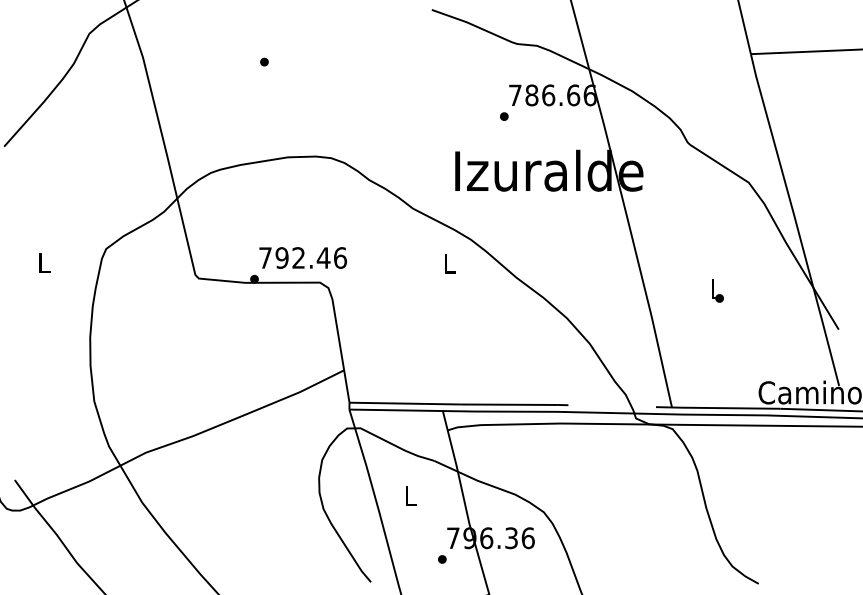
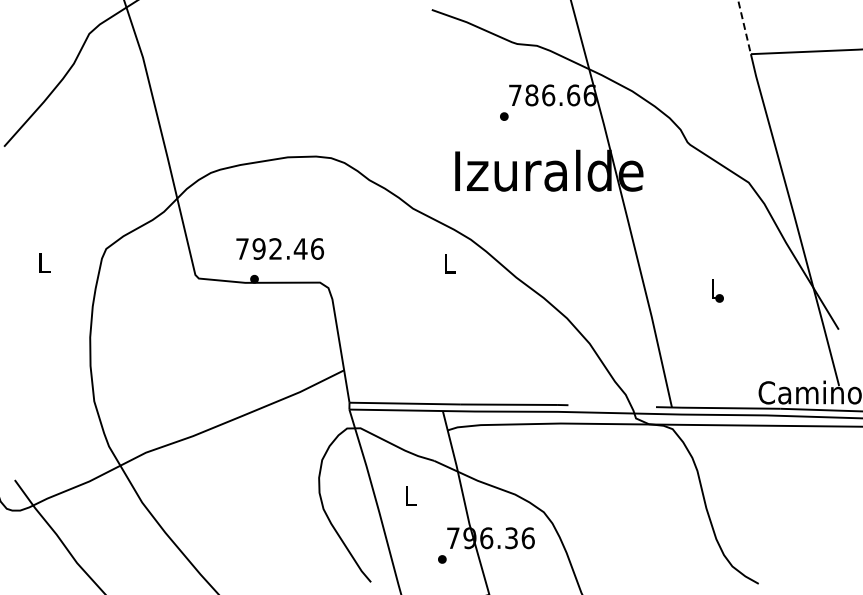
line: solid -> dashed (744, 27)
part: present -> none (264, 61)
text position: (302, 257) -> (279, 248) (279, 248)
